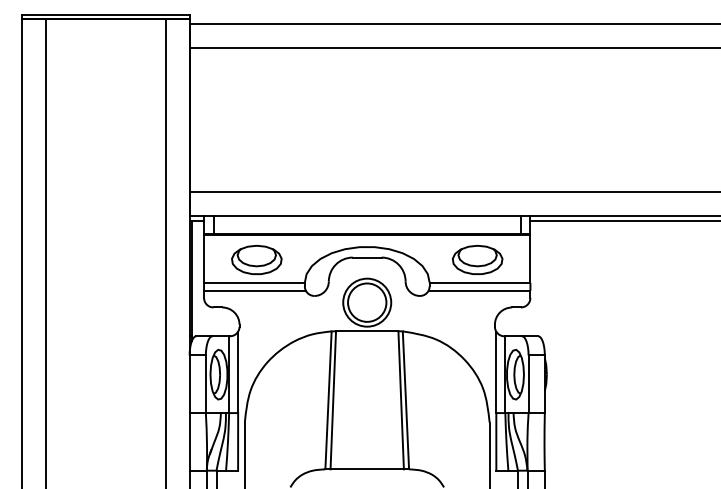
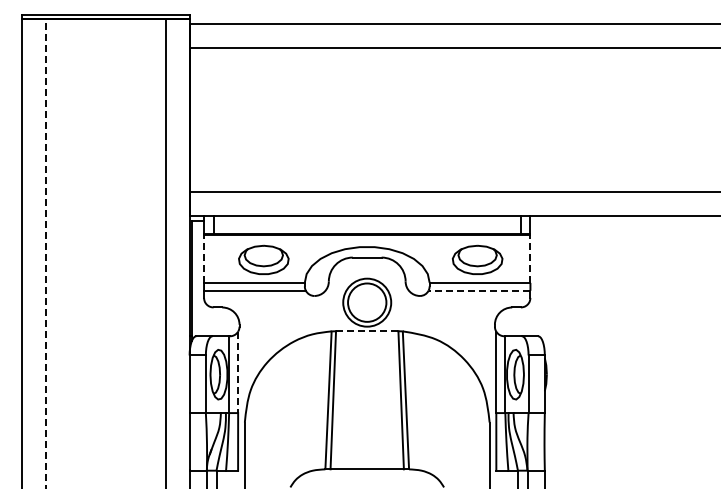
line: present -> none (623, 221)
line: solid -> dashed (45, 253)
line: solid -> dashed (204, 259)
part position: (256, 259) -> (263, 259) (263, 259)
line: solid -> dashed (530, 259)
line: solid -> dashed (479, 290)
line: solid -> dashed (367, 331)
line: solid -> dashed (238, 372)
